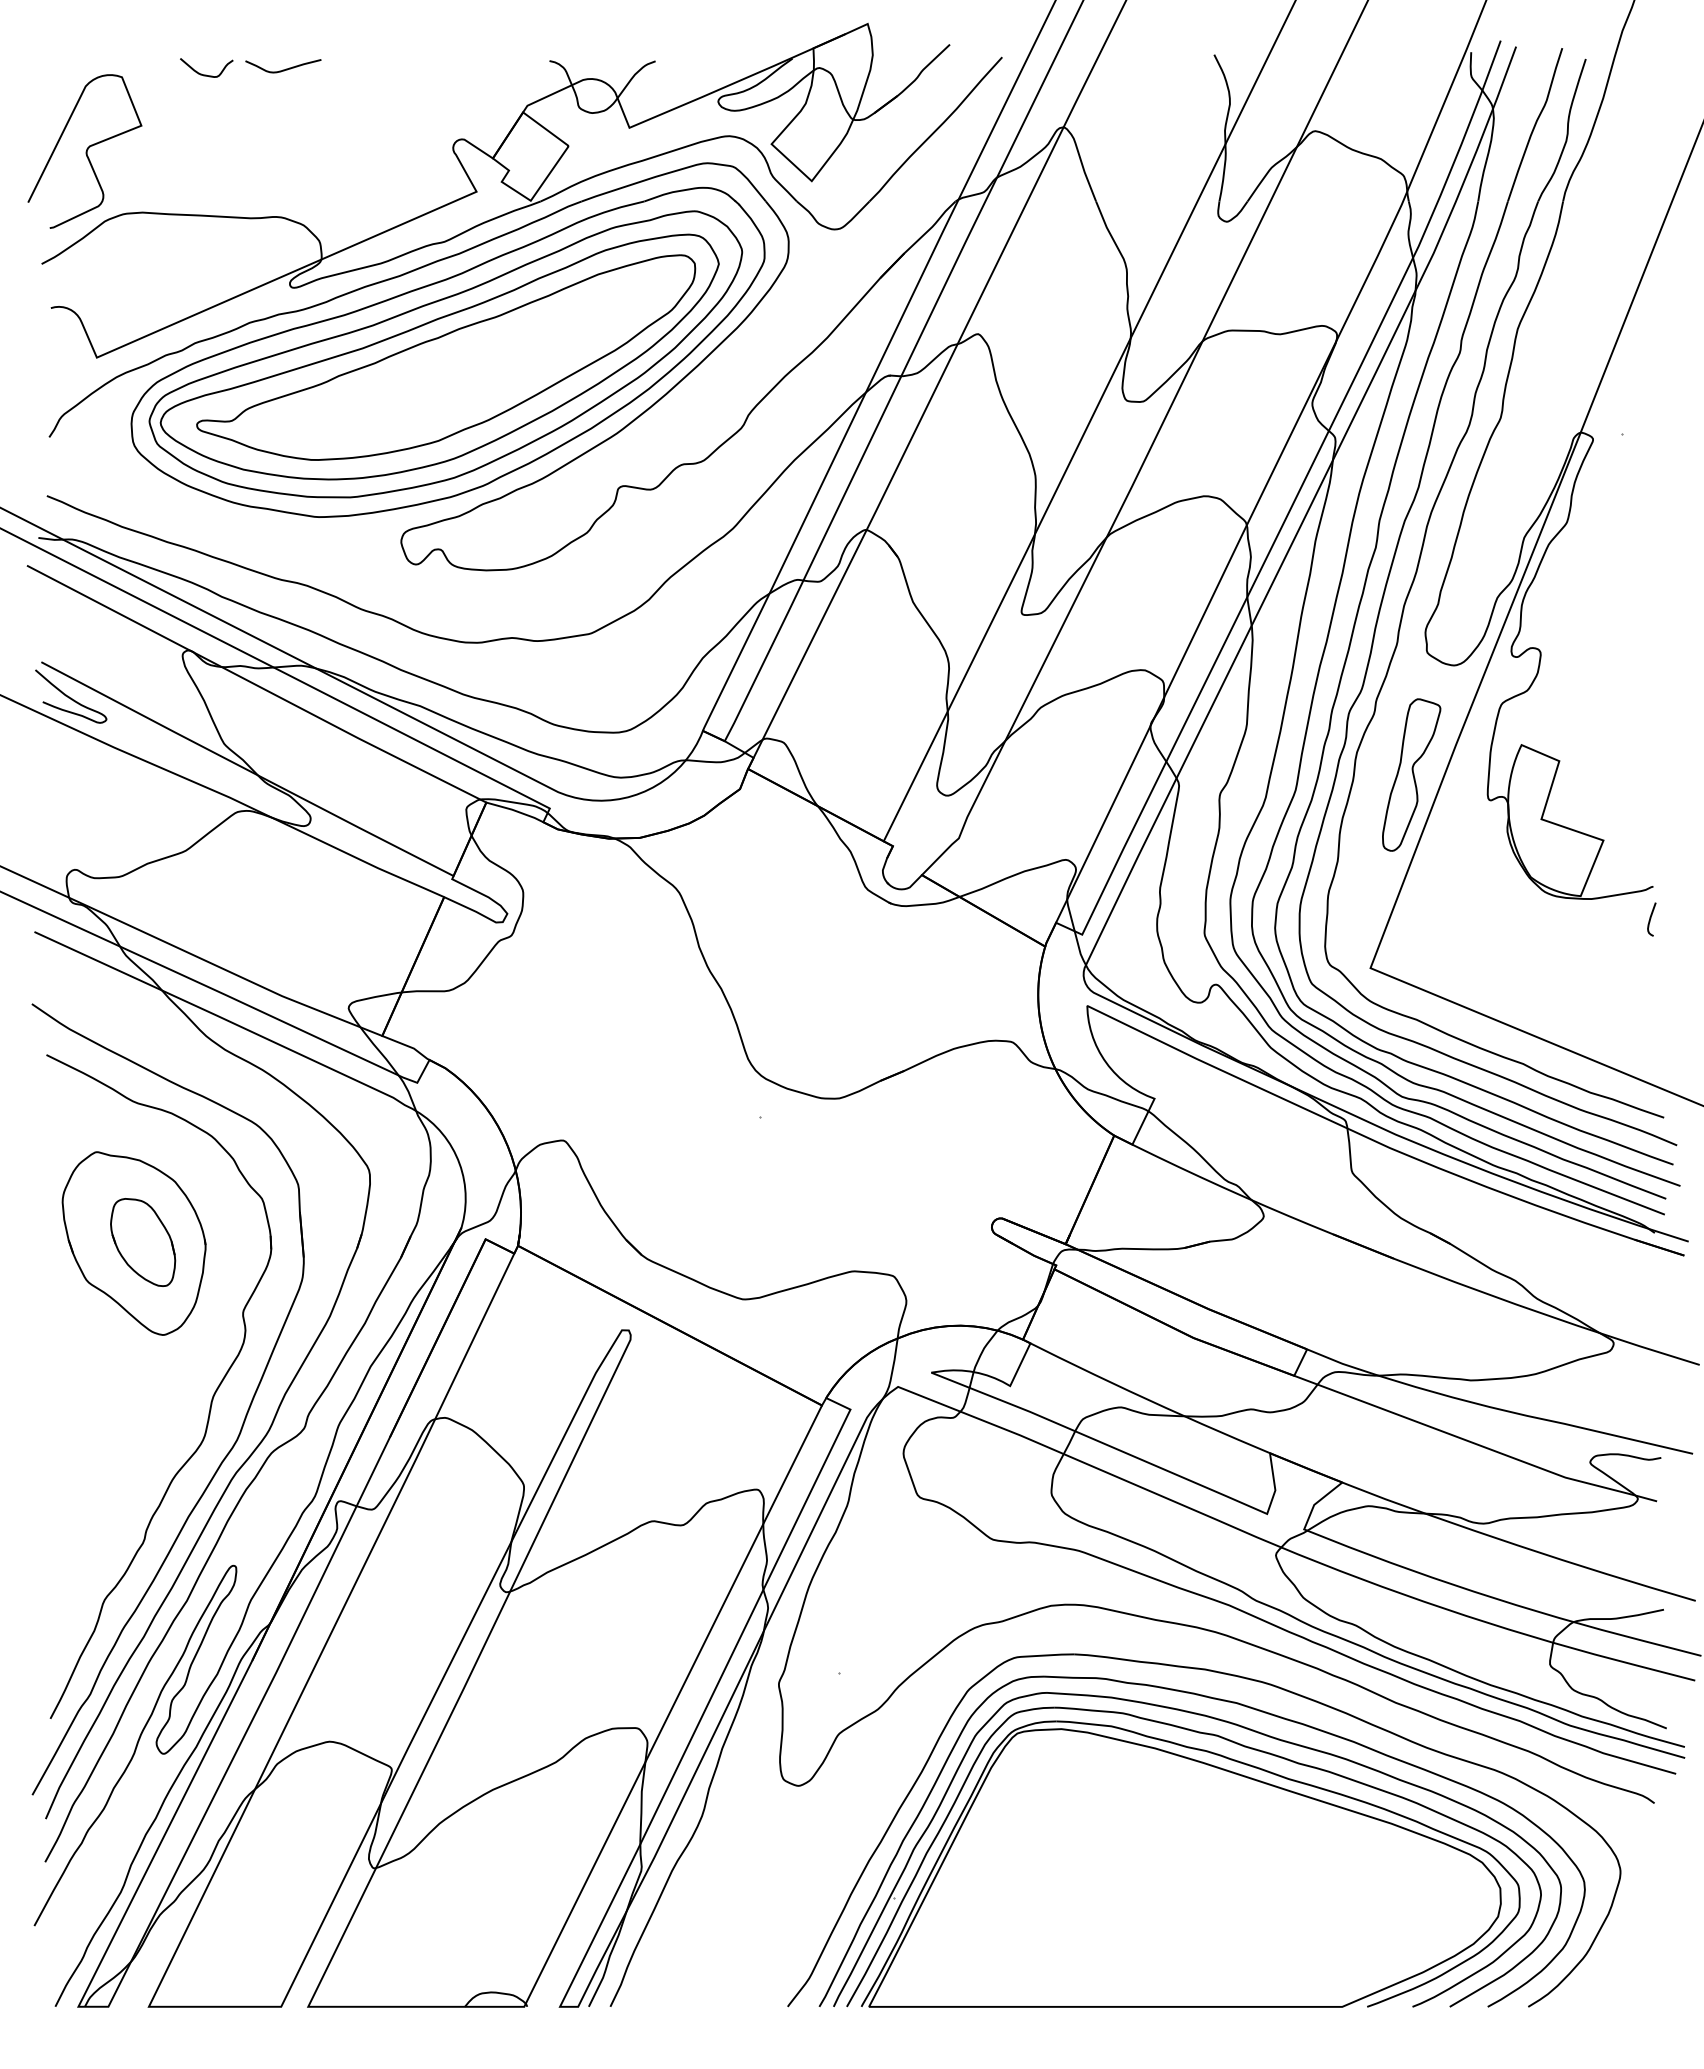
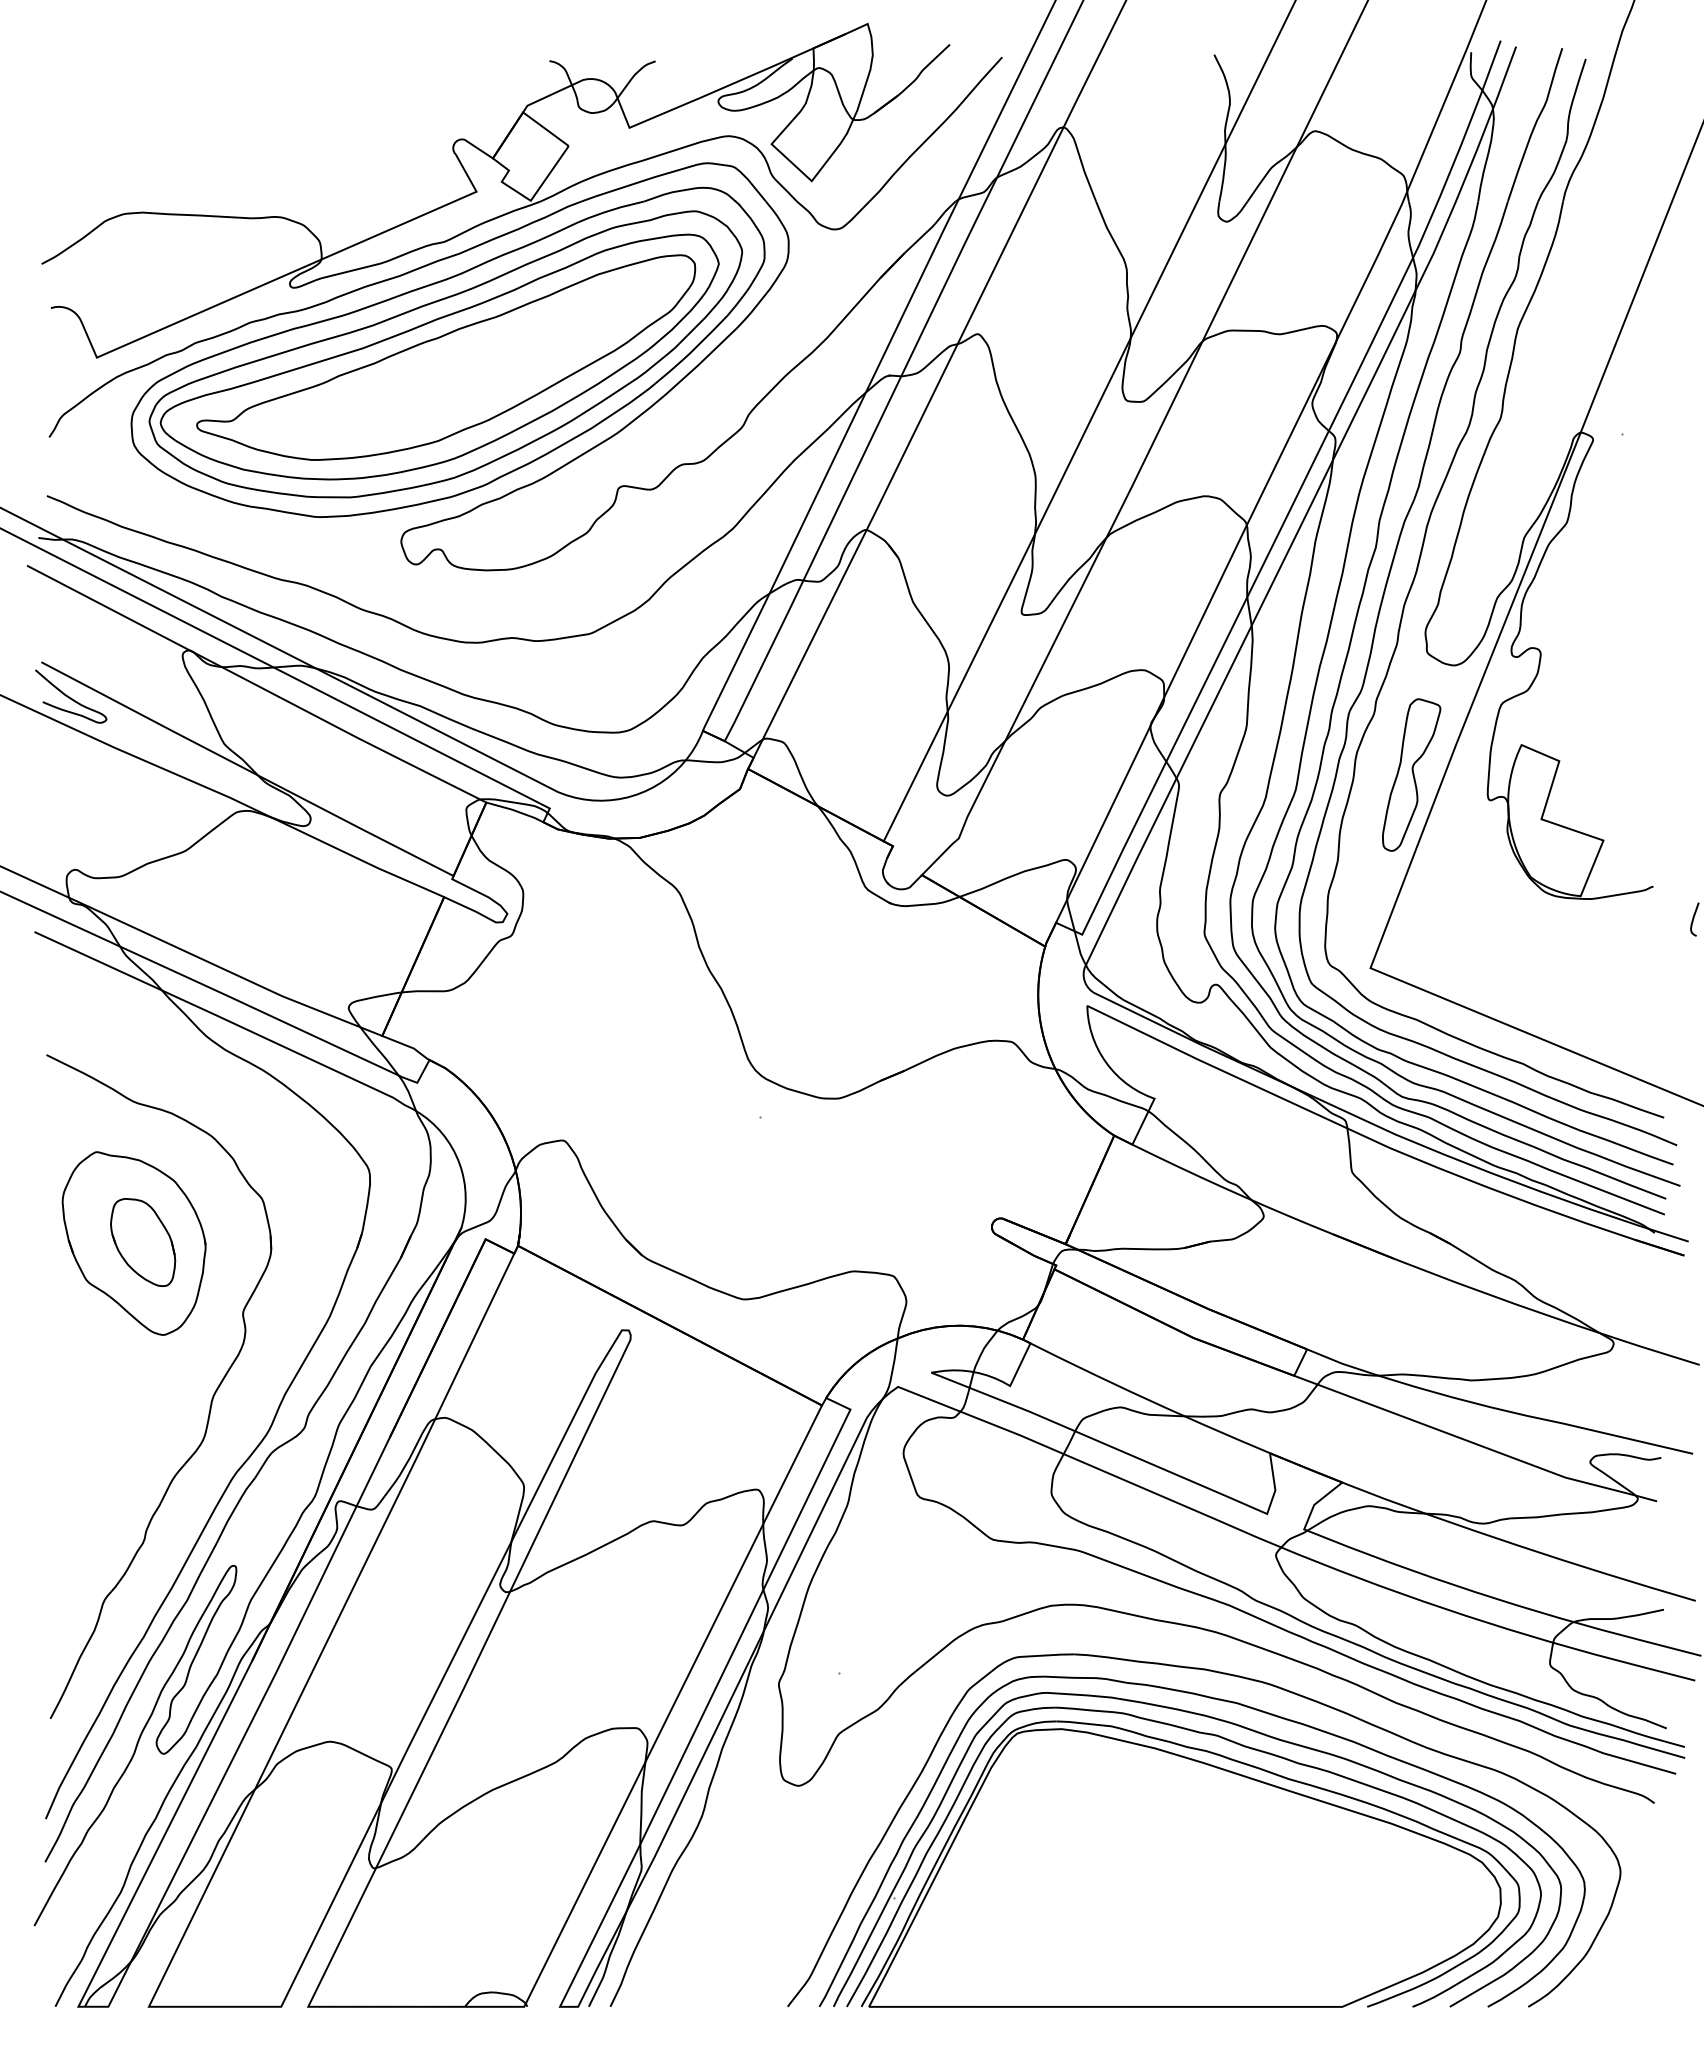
curve: present -> none (283, 69)
curve: present -> none (206, 74)
curve: present -> none (85, 151)
curve position: (1651, 918) -> (1694, 918) (1694, 918)
part: present -> none (241, 1425)
